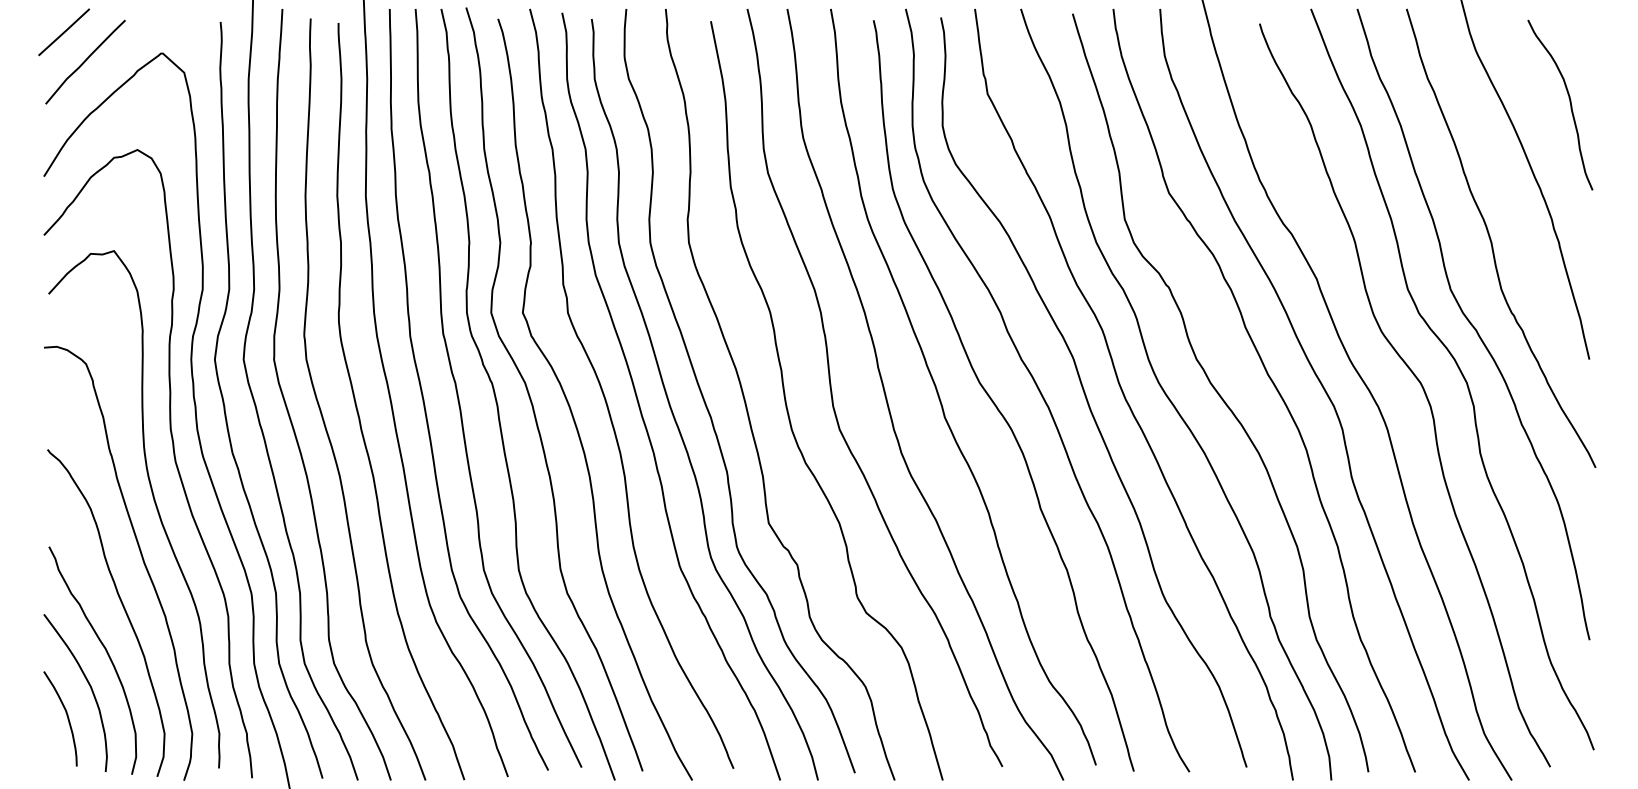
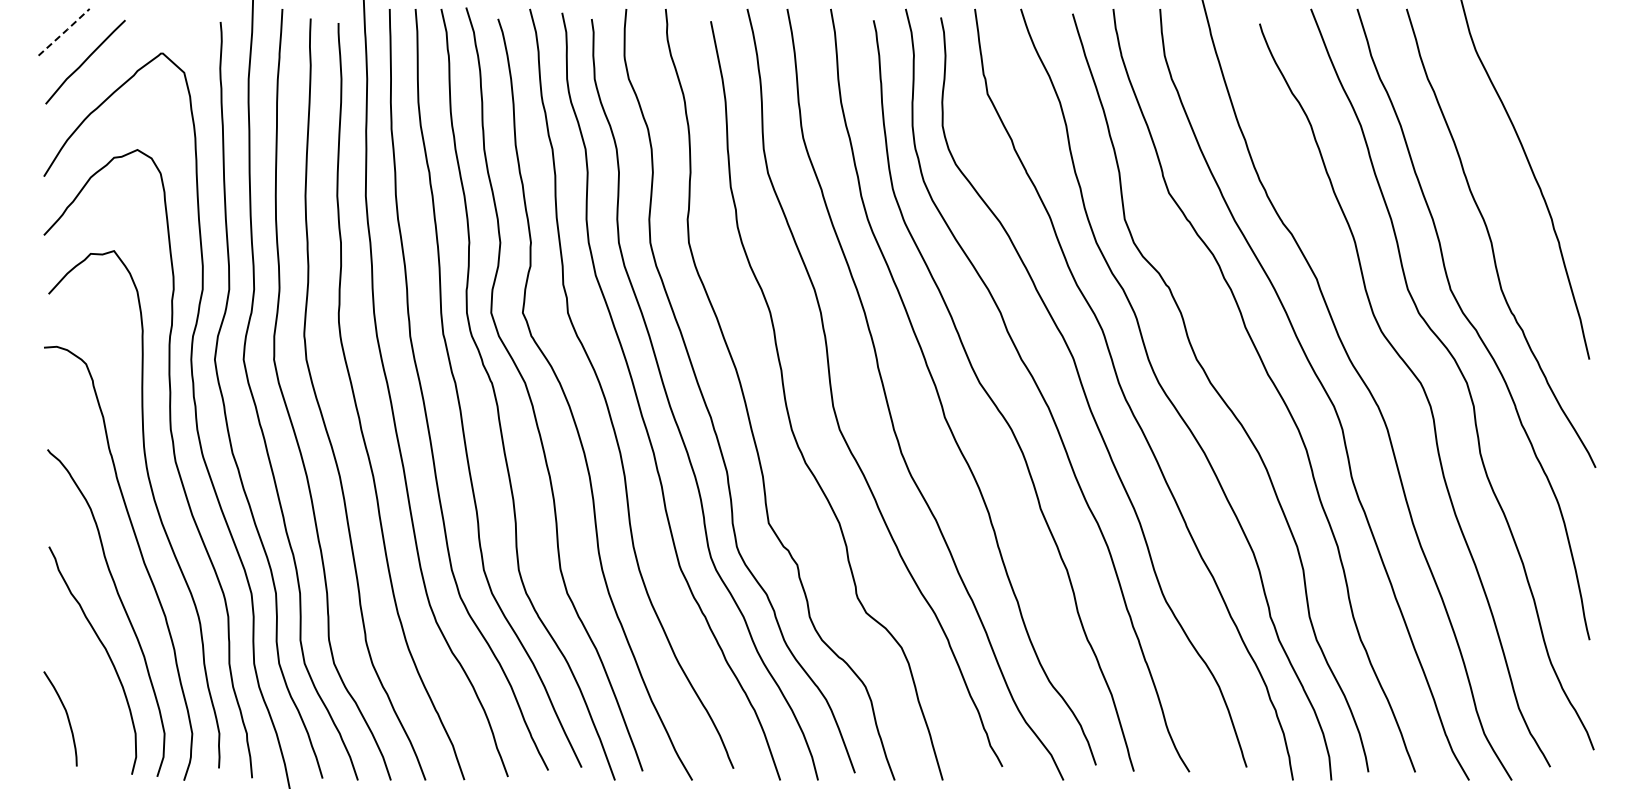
line: solid -> dashed (65, 31)
curve: present -> none (1569, 102)
curve: present -> none (89, 686)
